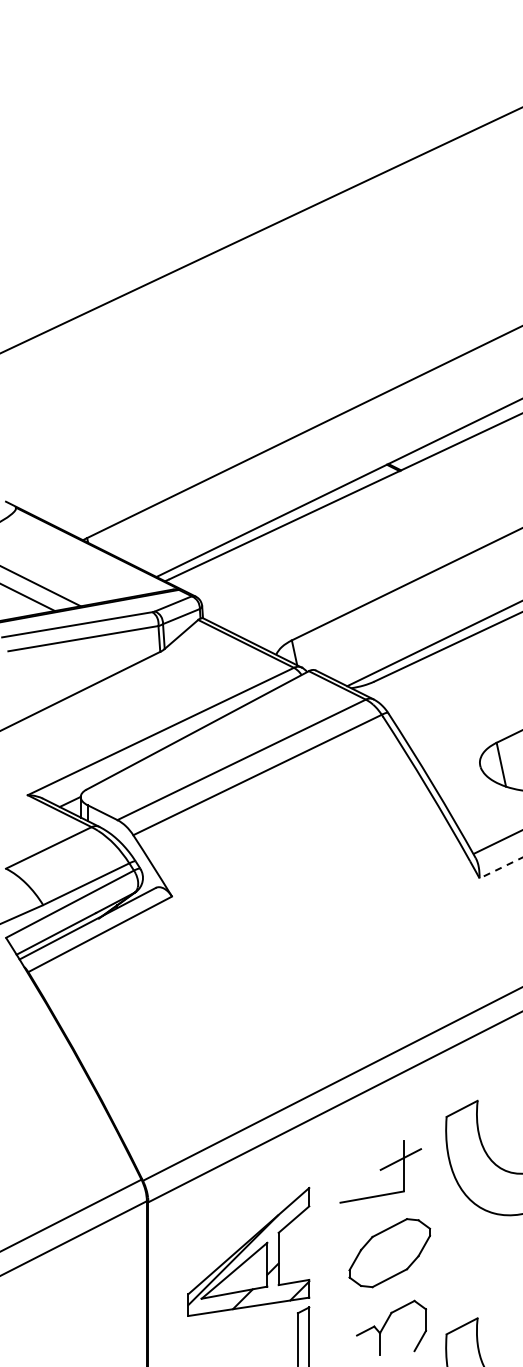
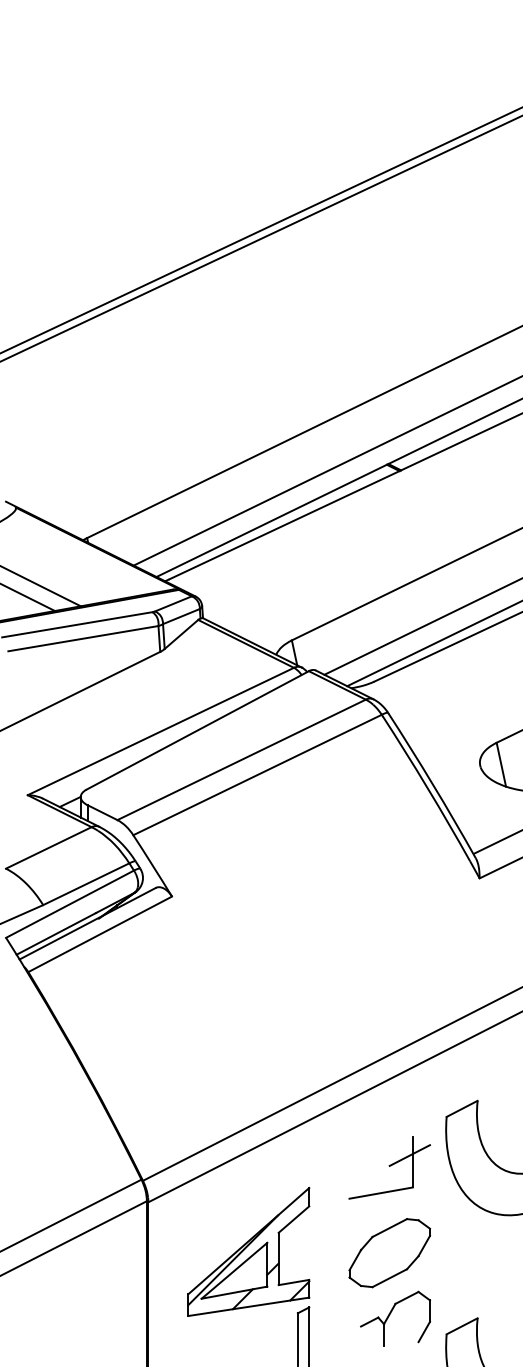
line: none -> present (260, 238)
line: none -> present (326, 471)
line: none -> present (421, 626)
line: dashed -> solid (501, 867)
part position: (380, 1171) -> (389, 1167) (389, 1167)
part position: (385, 1325) -> (389, 1316) (389, 1316)
